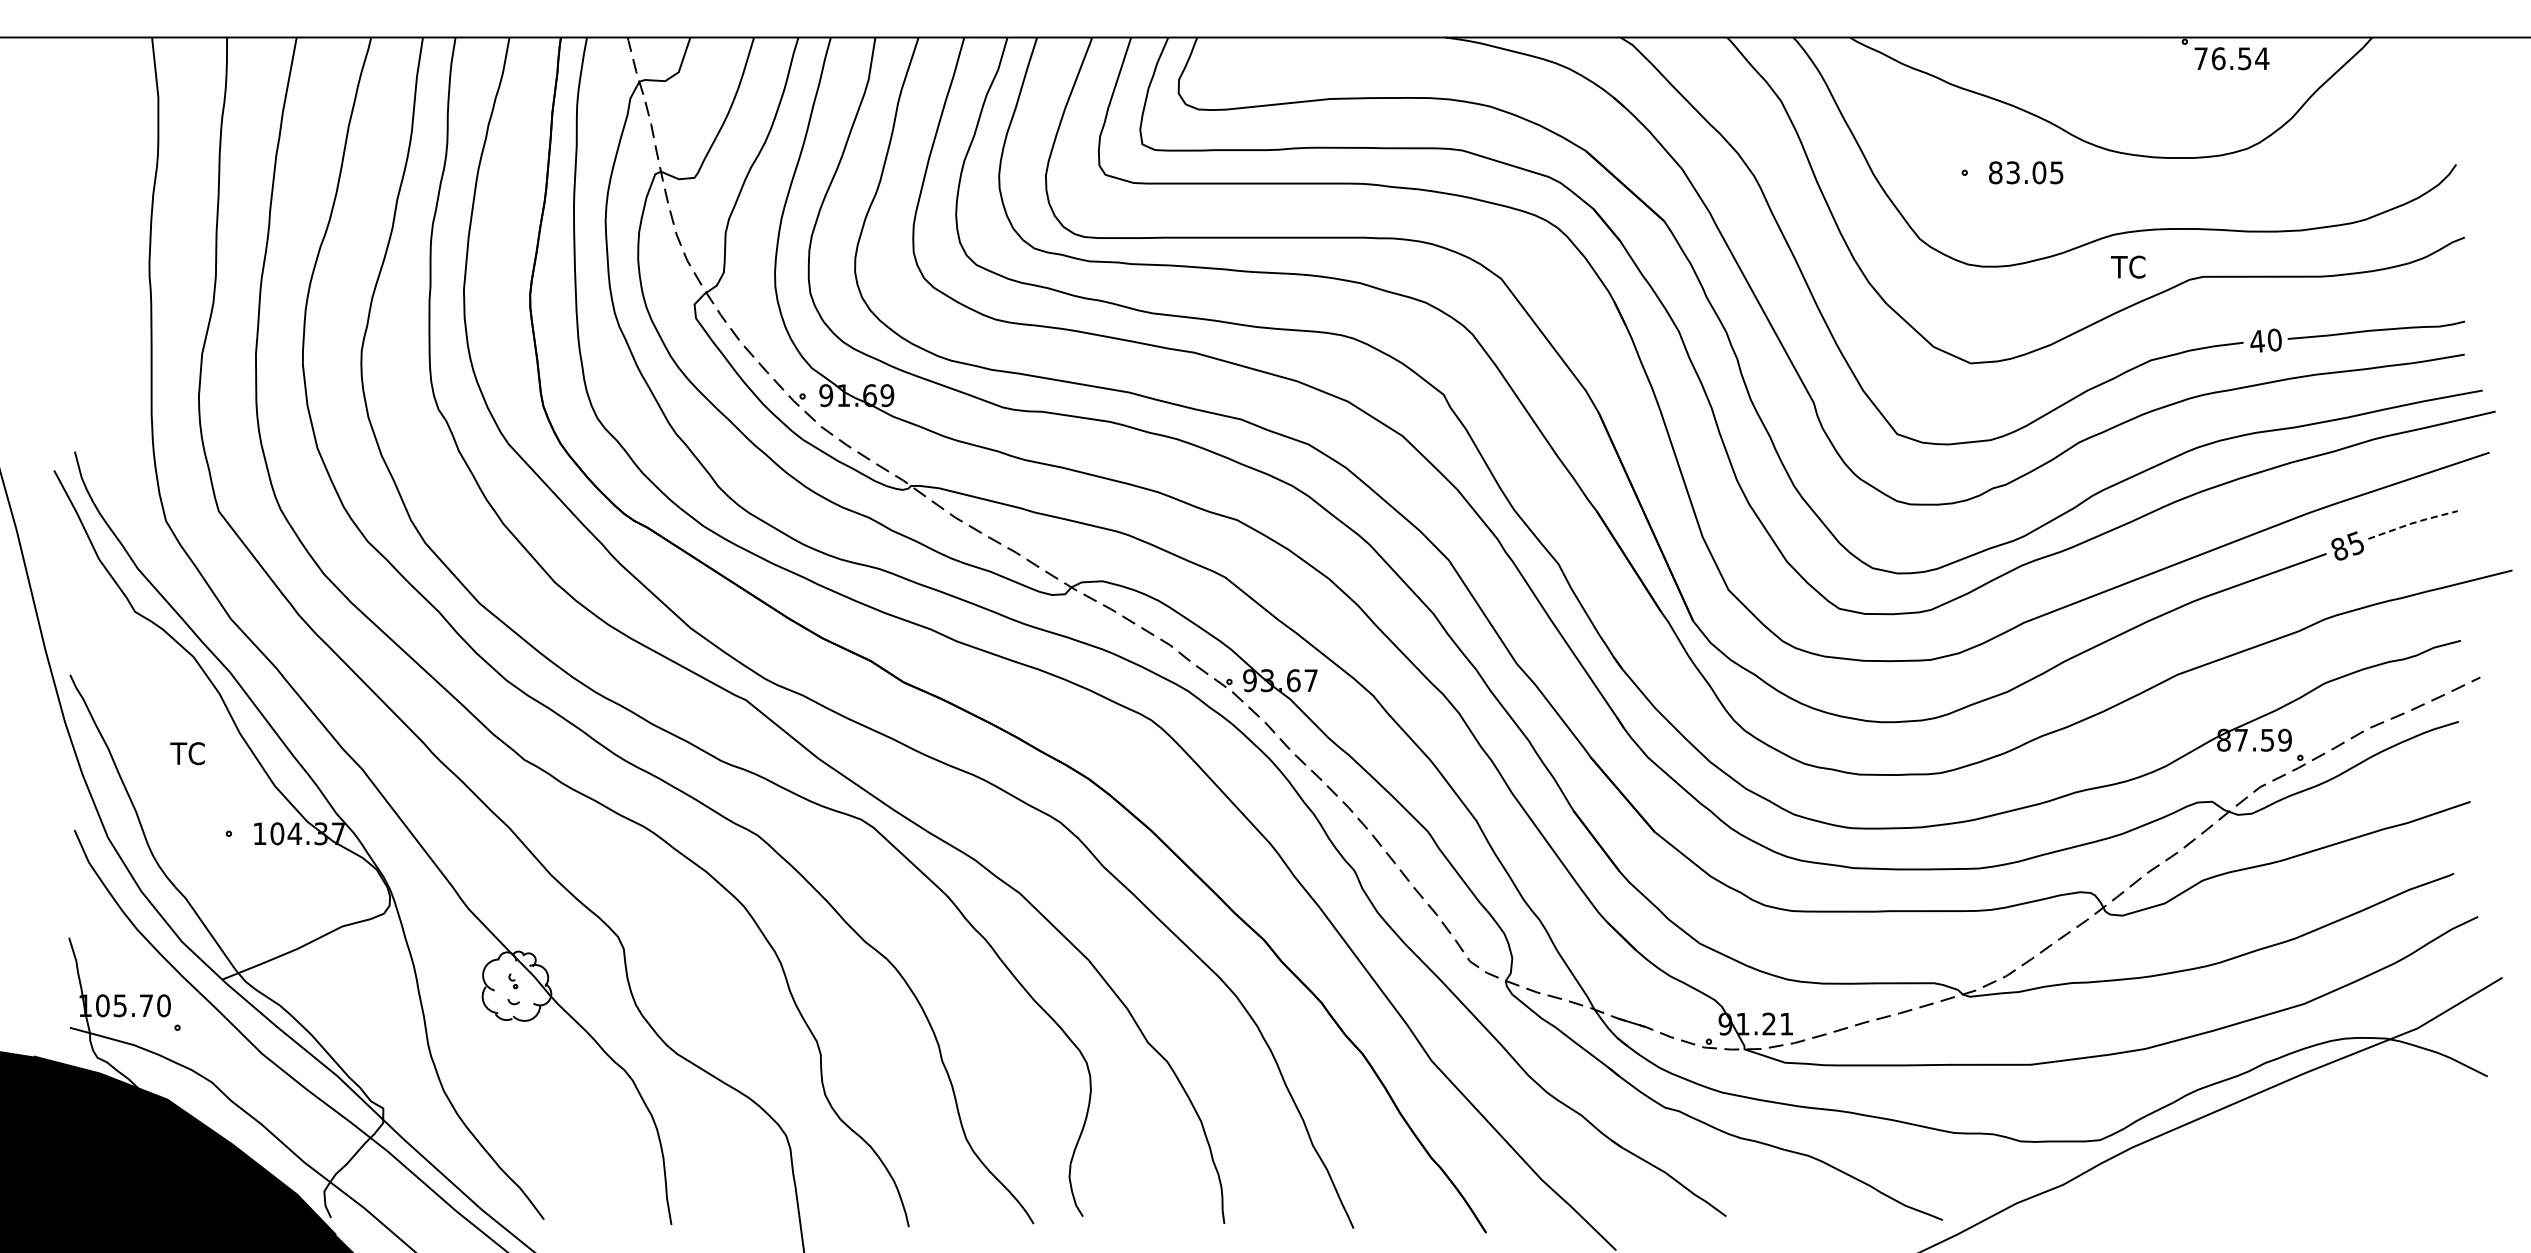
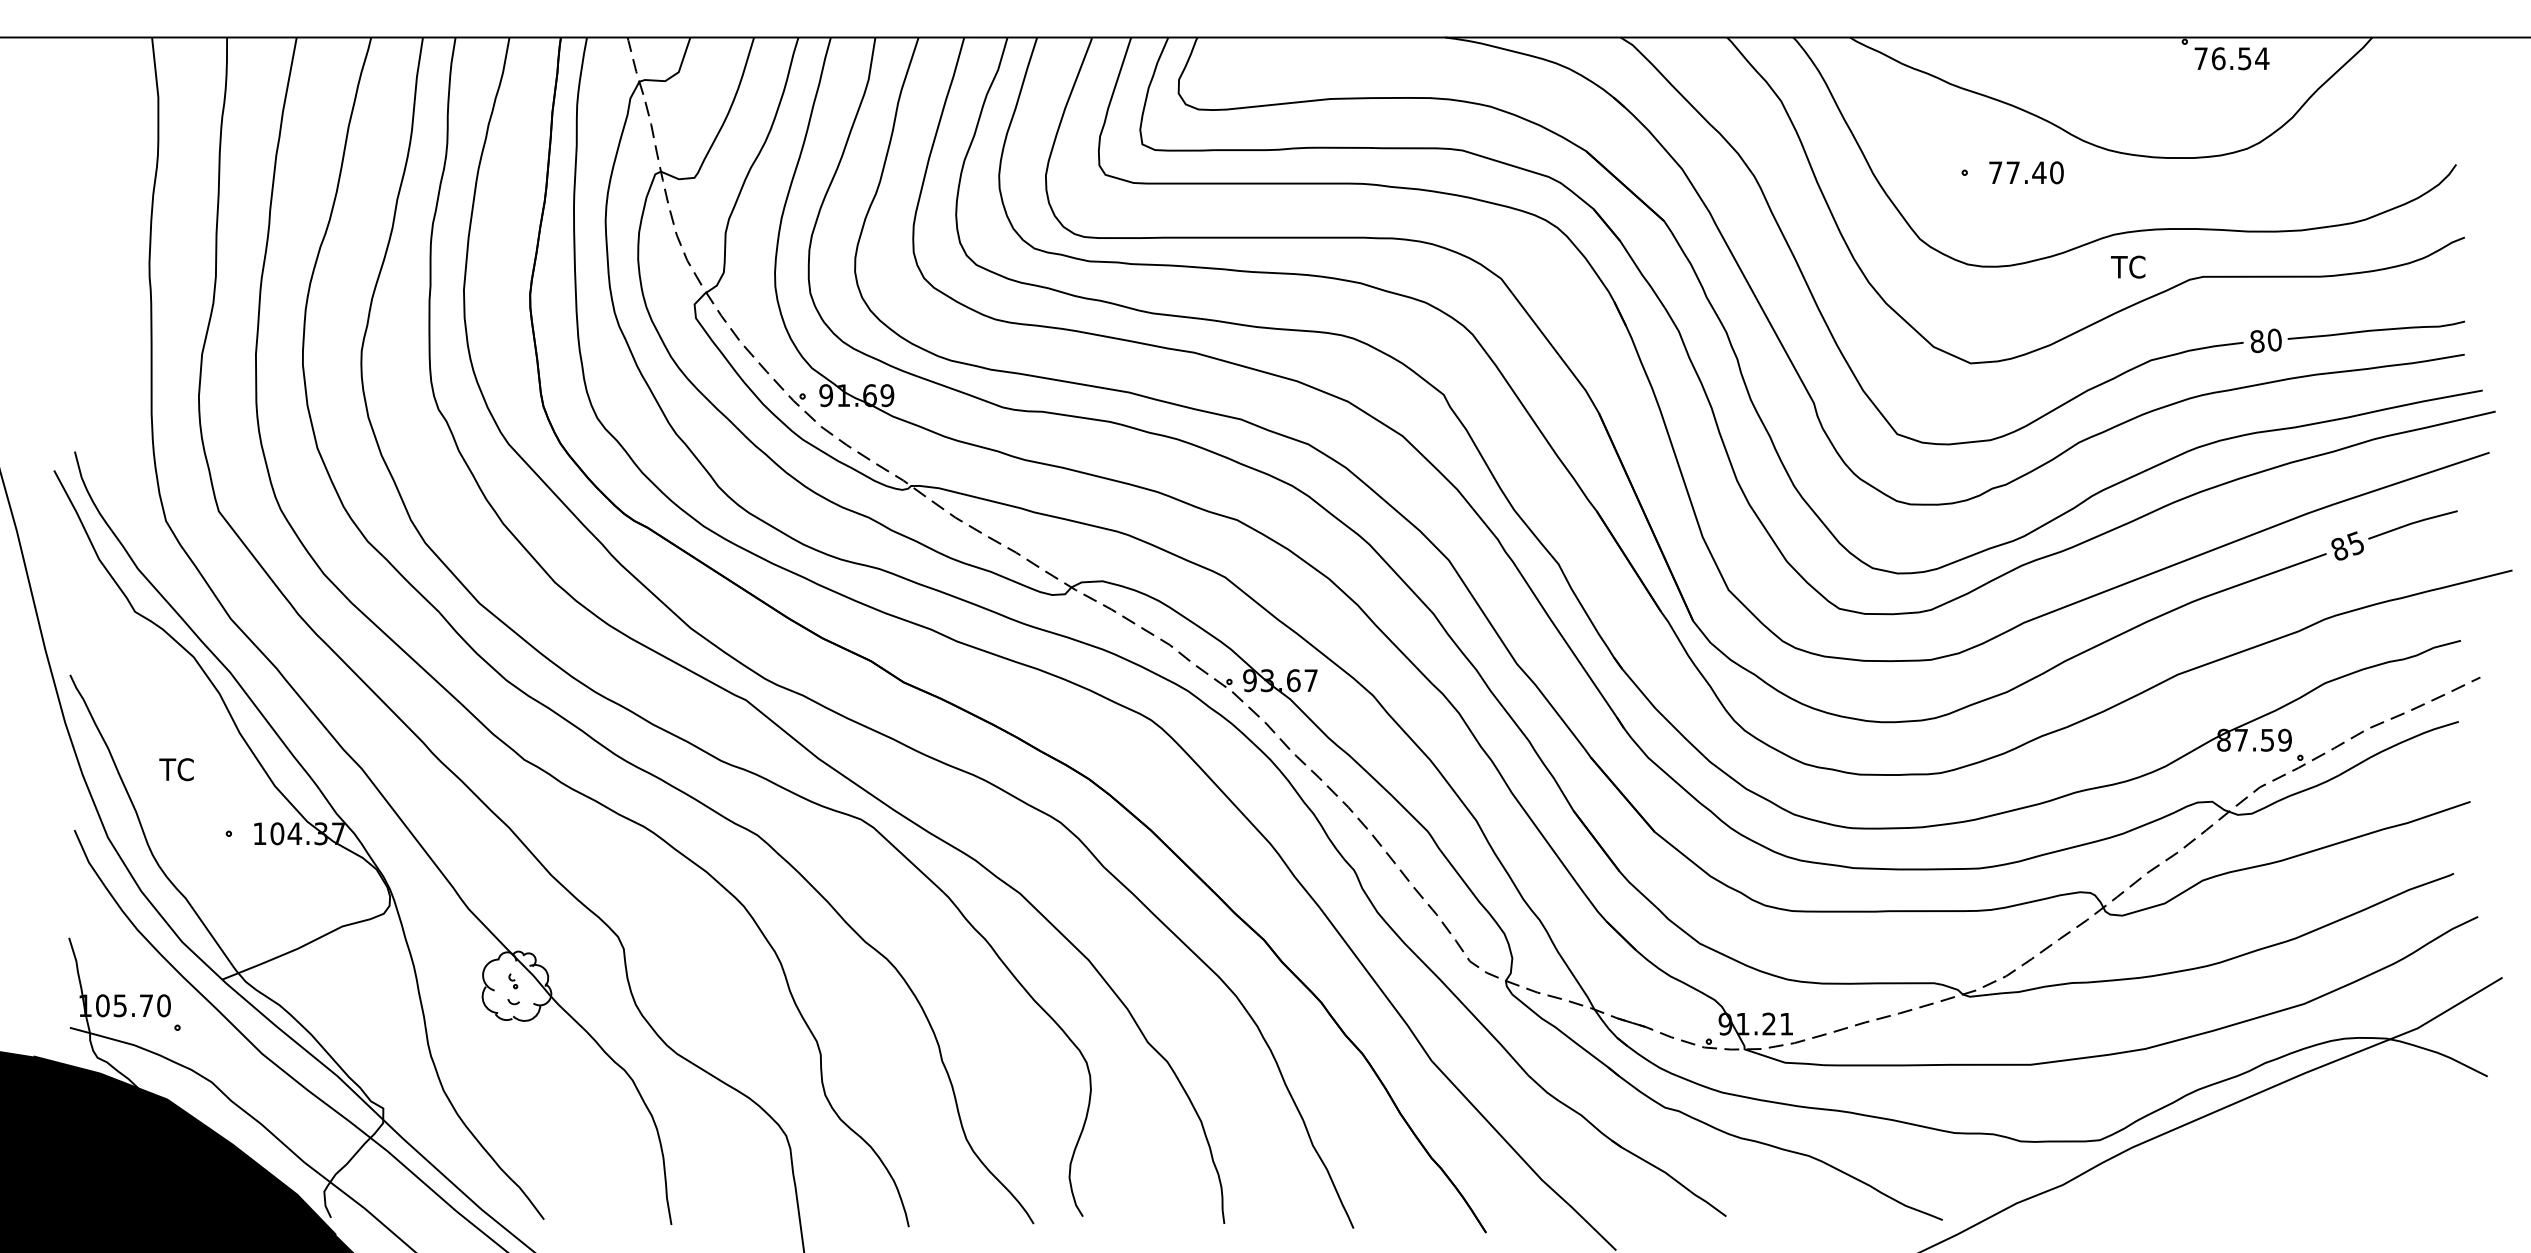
text: 83.05 -> 77.40 (2026, 172)
text: 40 -> 80 (2257, 341)
line: dashed -> solid (2412, 523)
text position: (187, 753) -> (176, 769) (176, 769)
